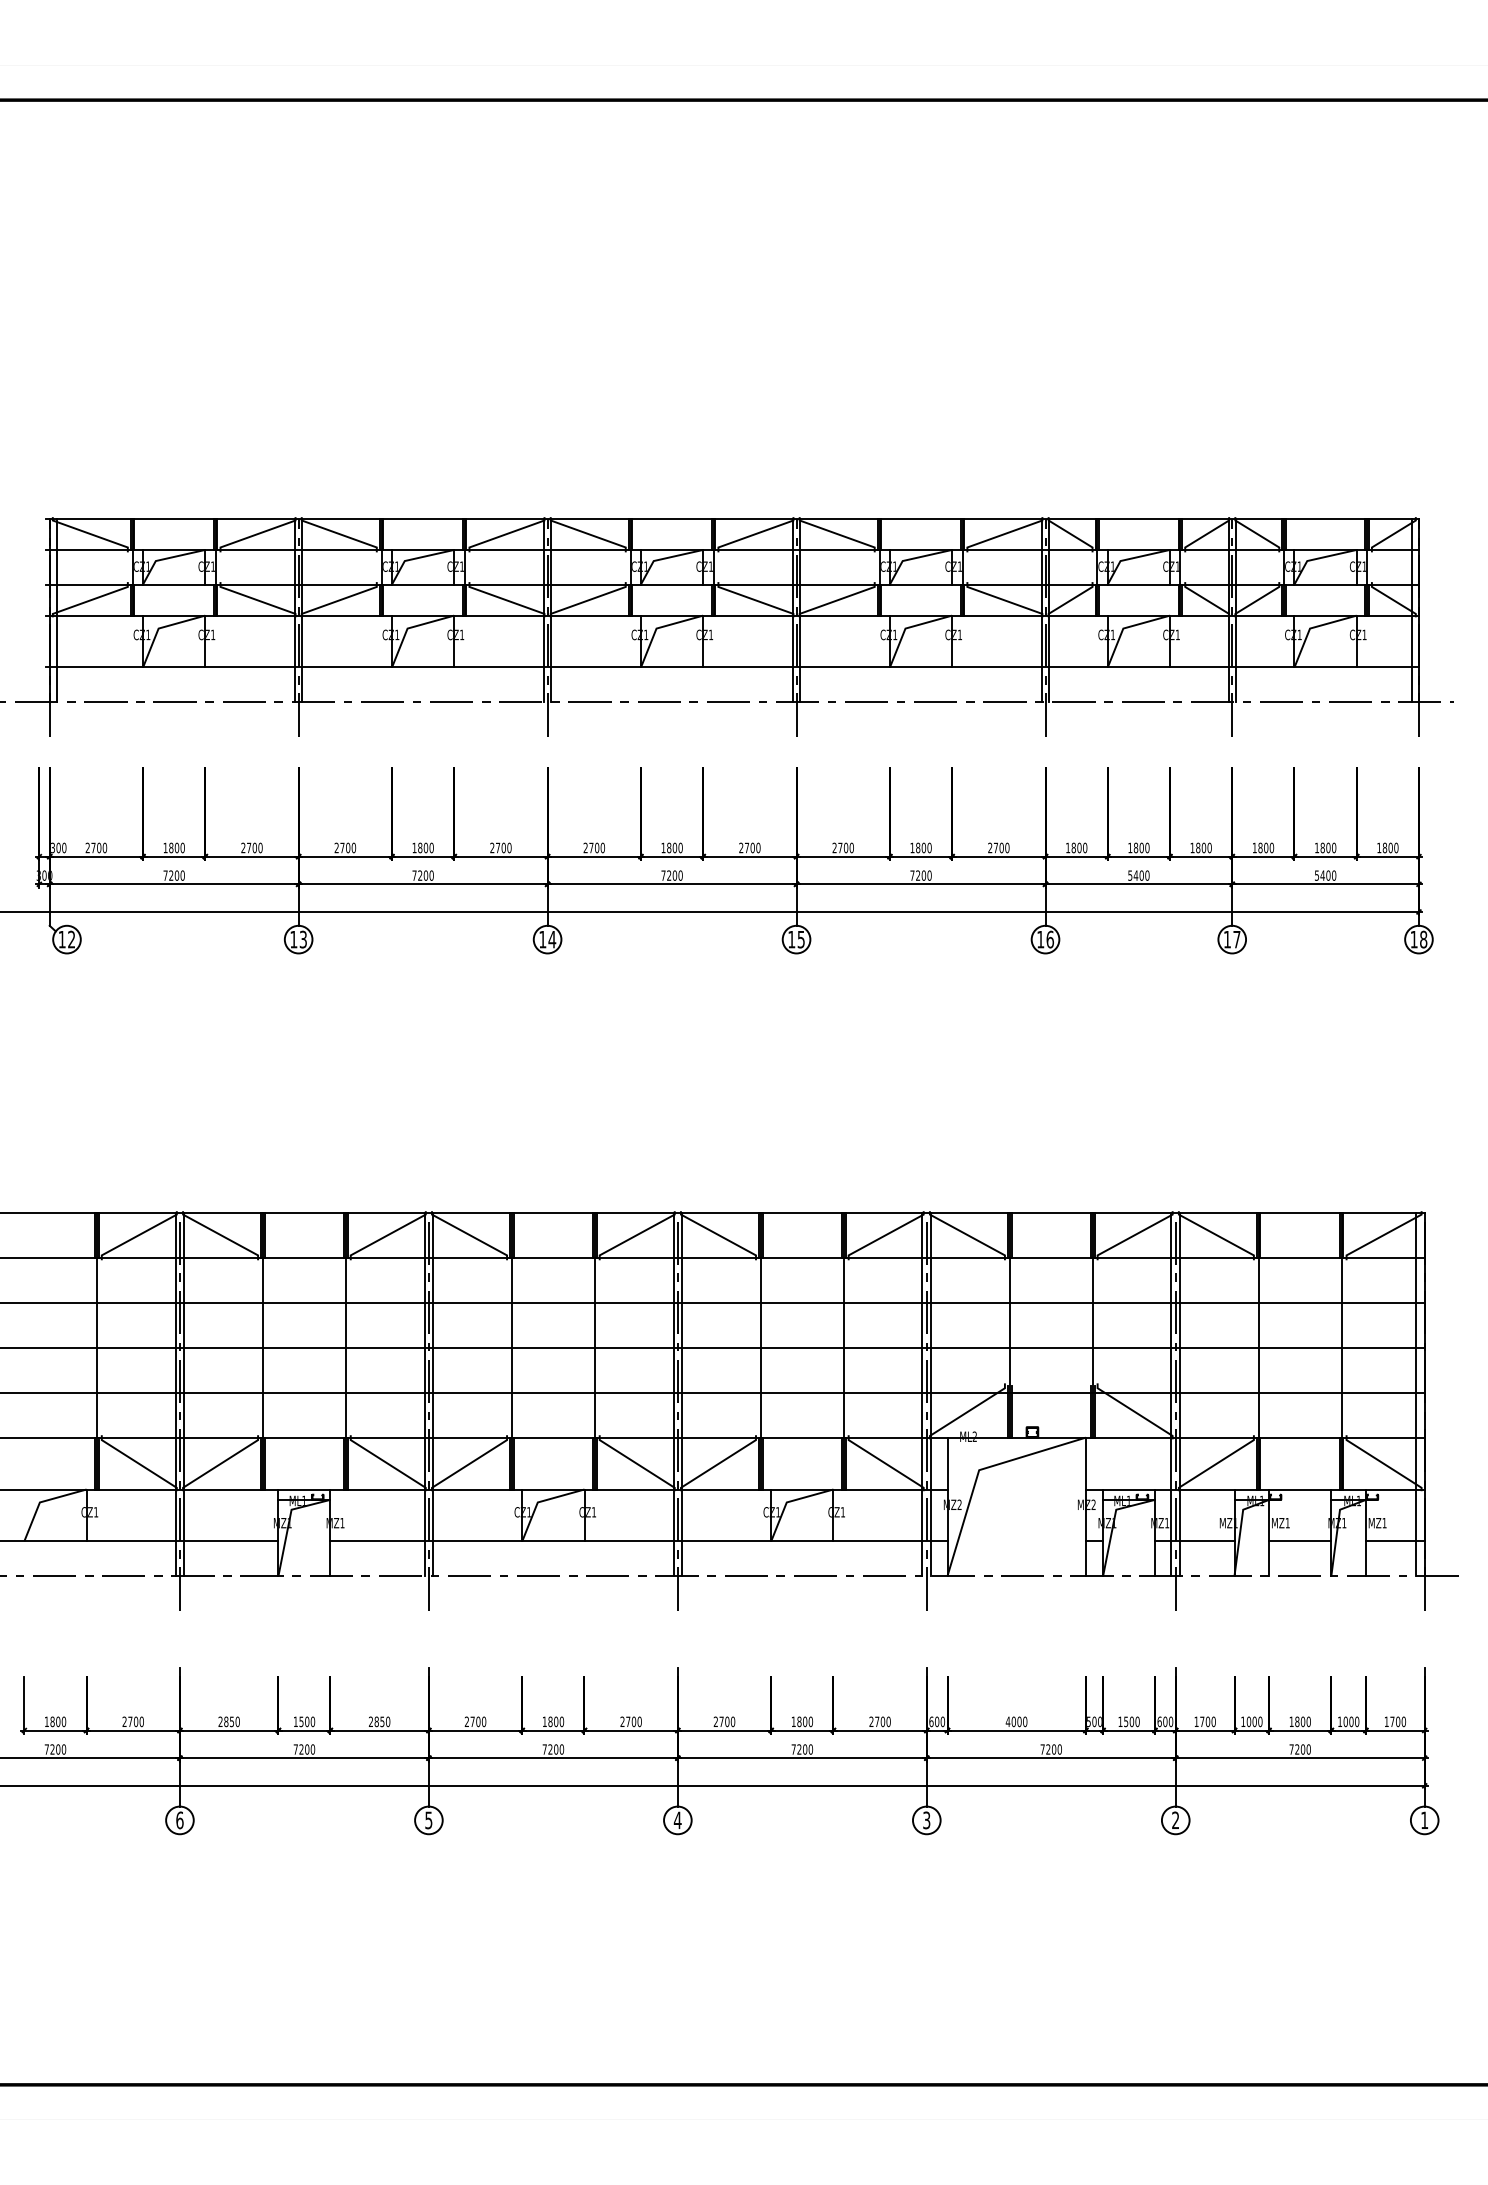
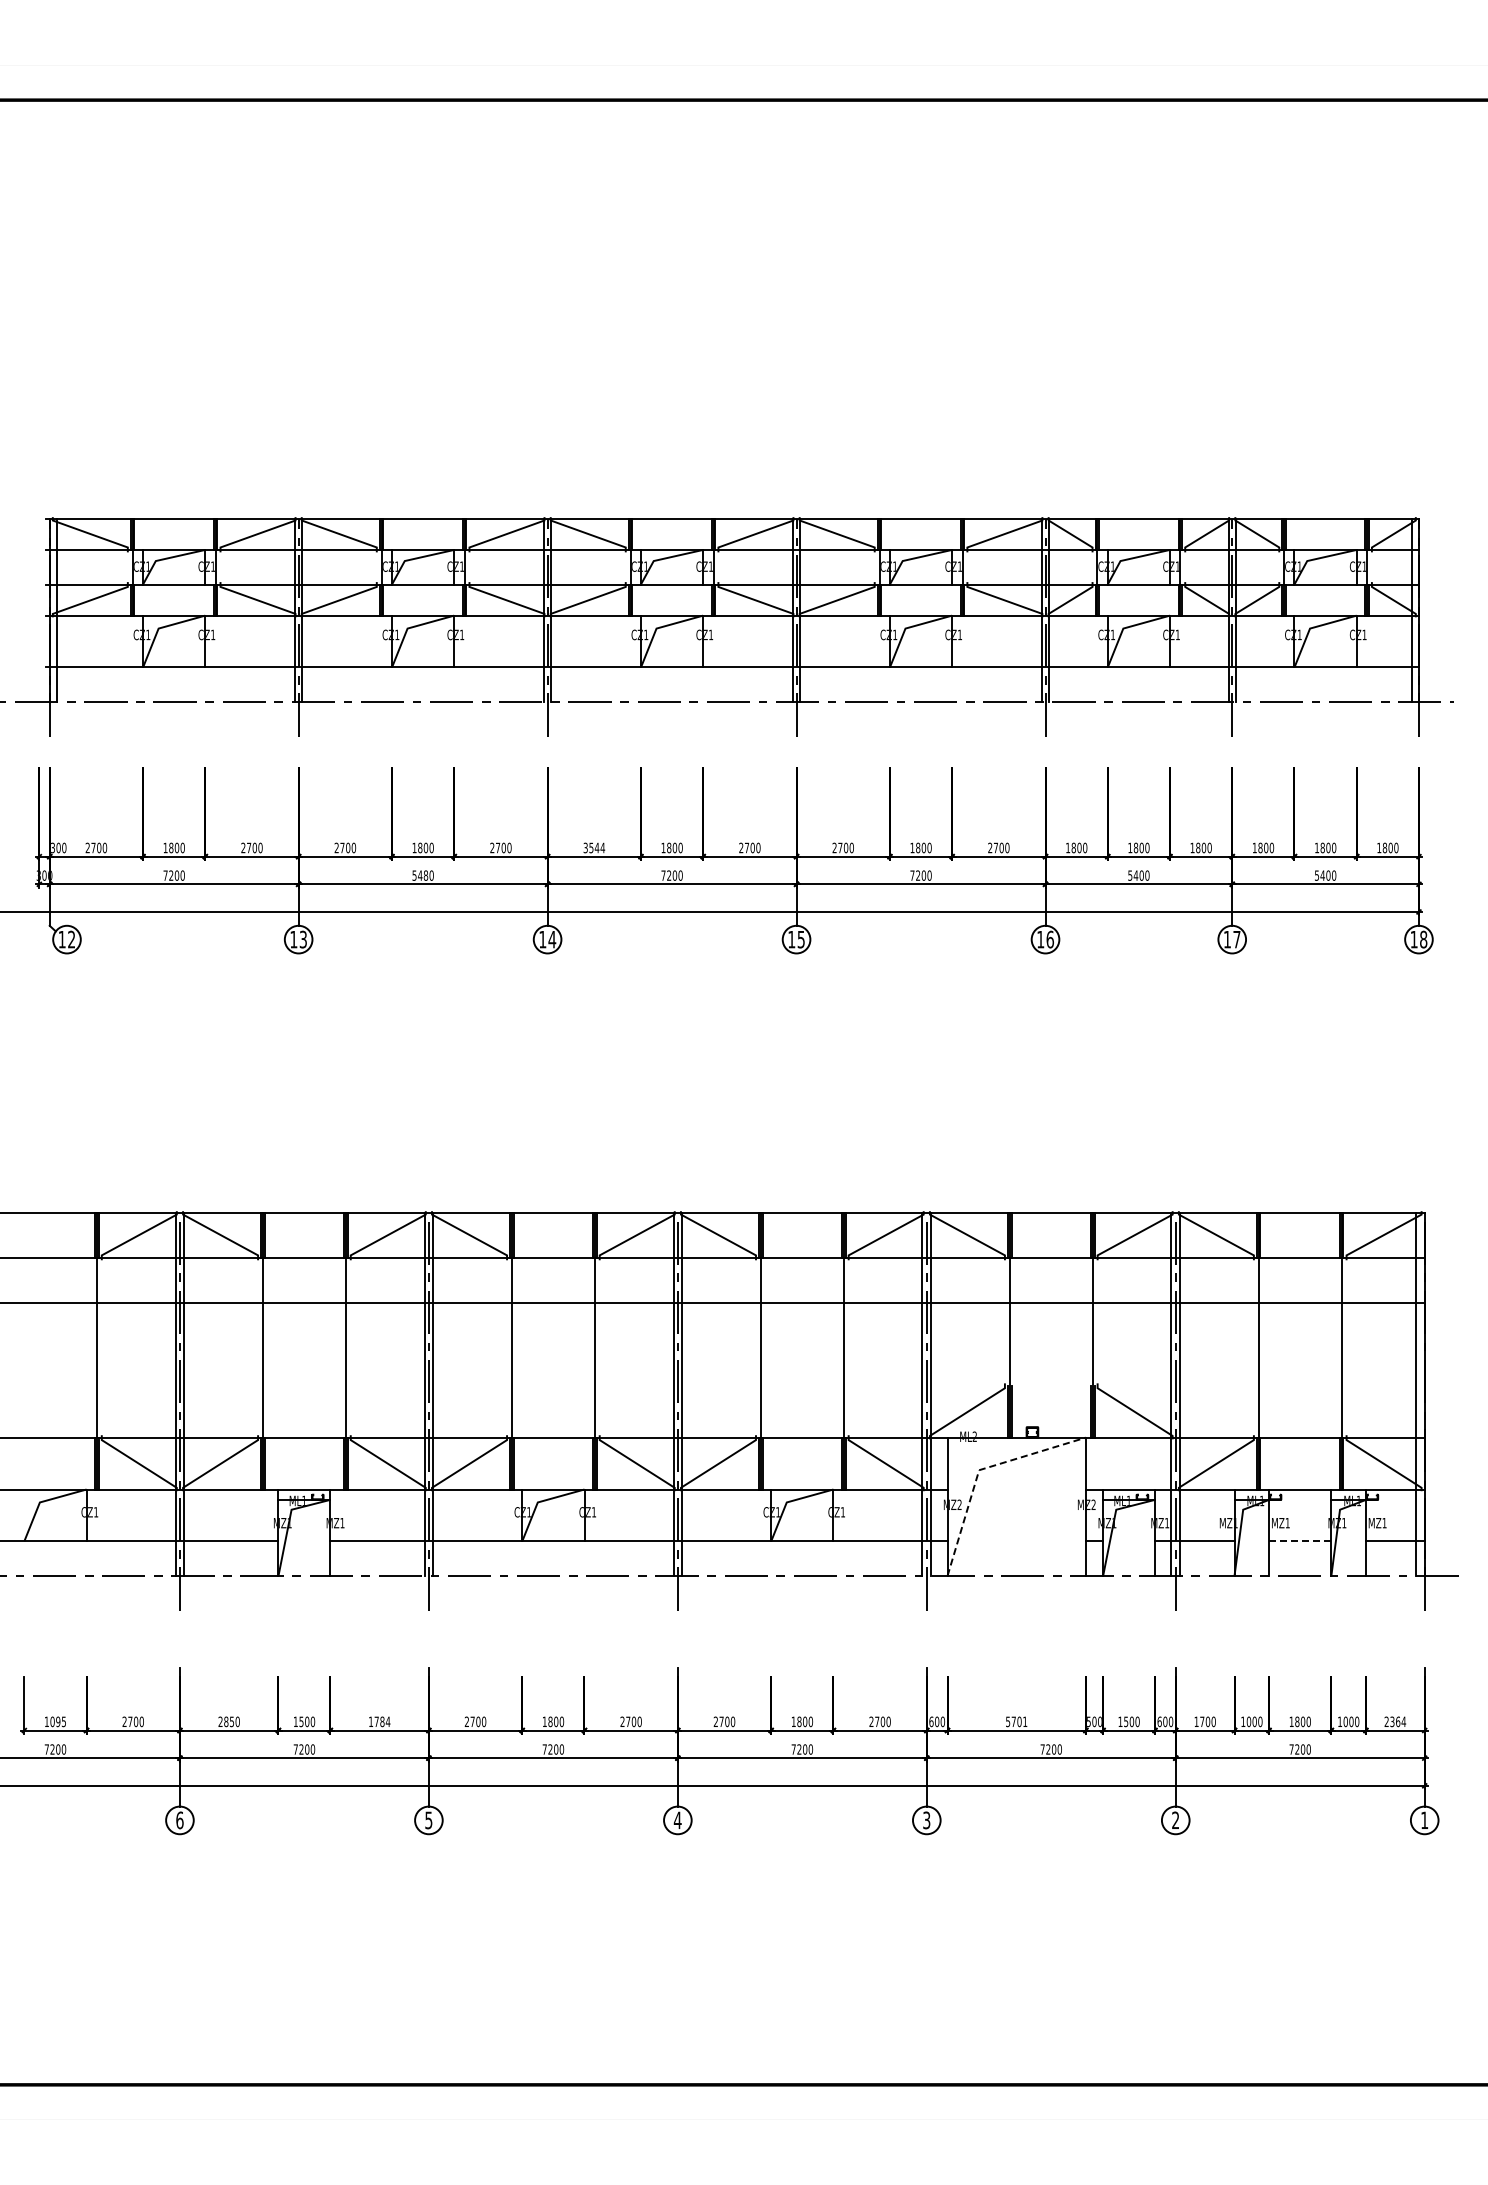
text: 2700 -> 3544 (594, 847)
text: 7200 -> 5480 (420, 875)
line: present -> none (713, 1347)
line: present -> none (713, 1392)
line: solid -> dashed (979, 1470)
line: solid -> dashed (1299, 1541)
text: 1800 -> 1095 (58, 1721)
text: 2850 -> 1784 (379, 1721)
text: 4000 -> 5701 (1016, 1721)
text: 1700 -> 2364 (1395, 1721)
